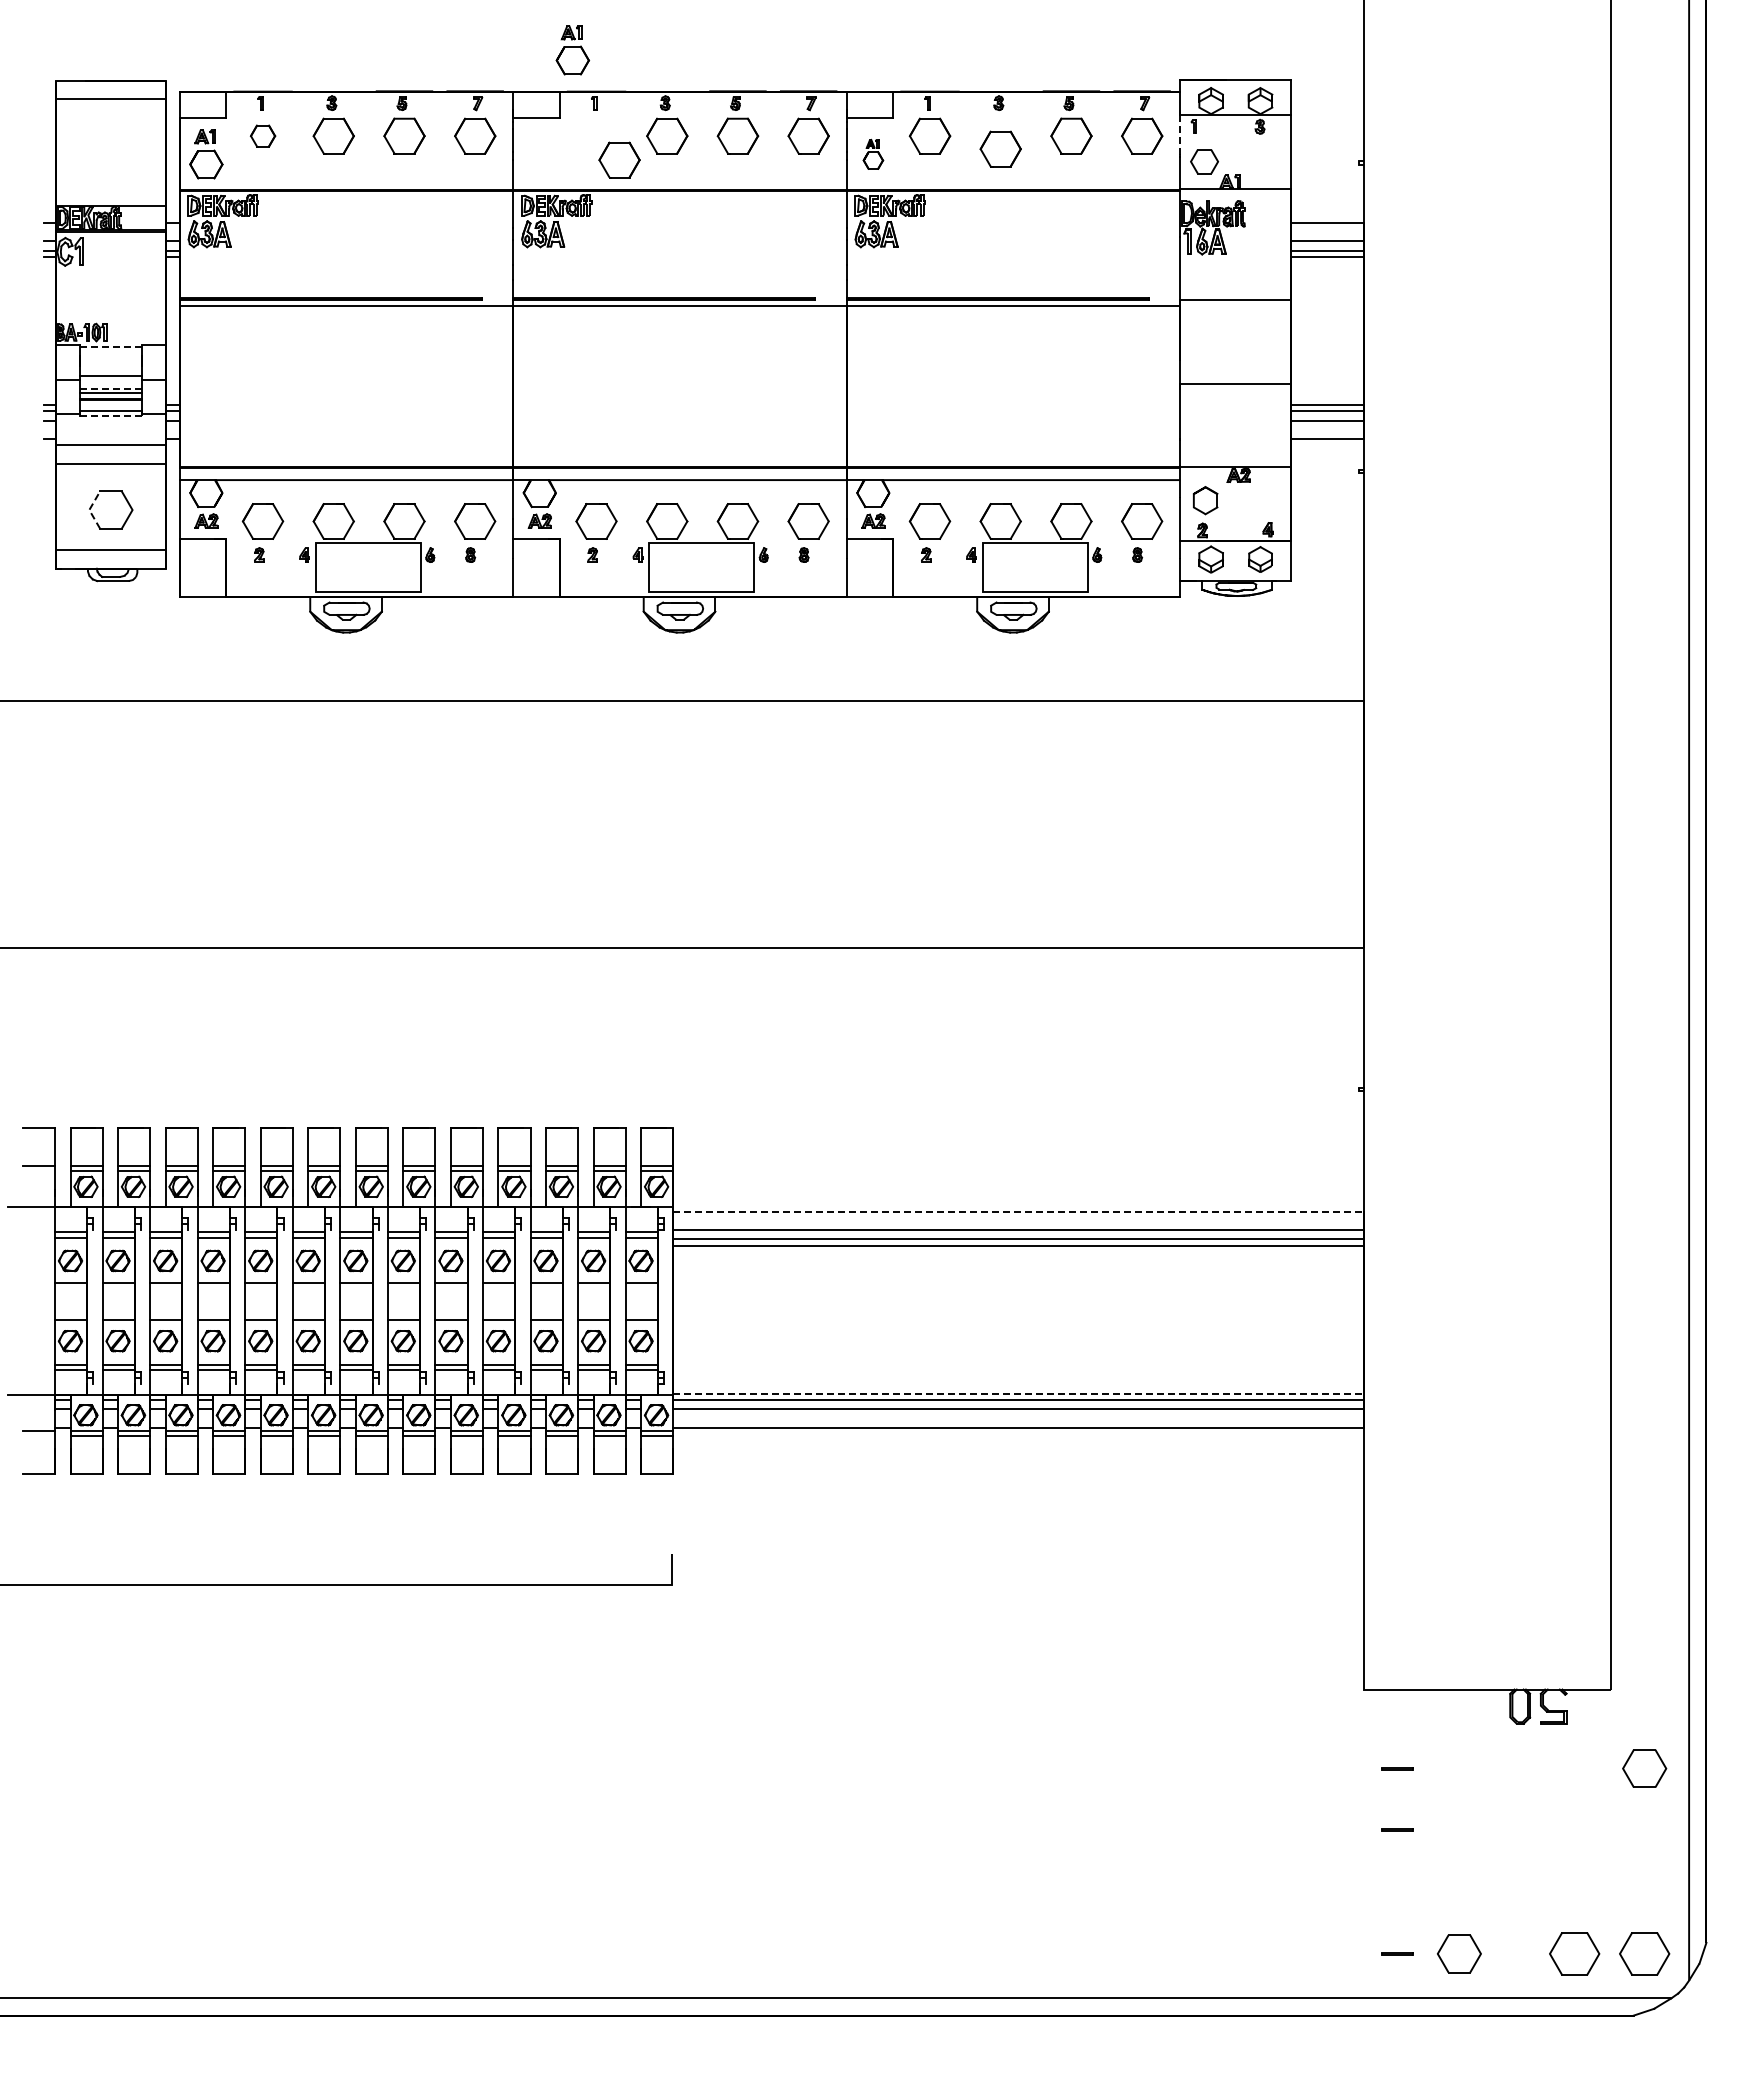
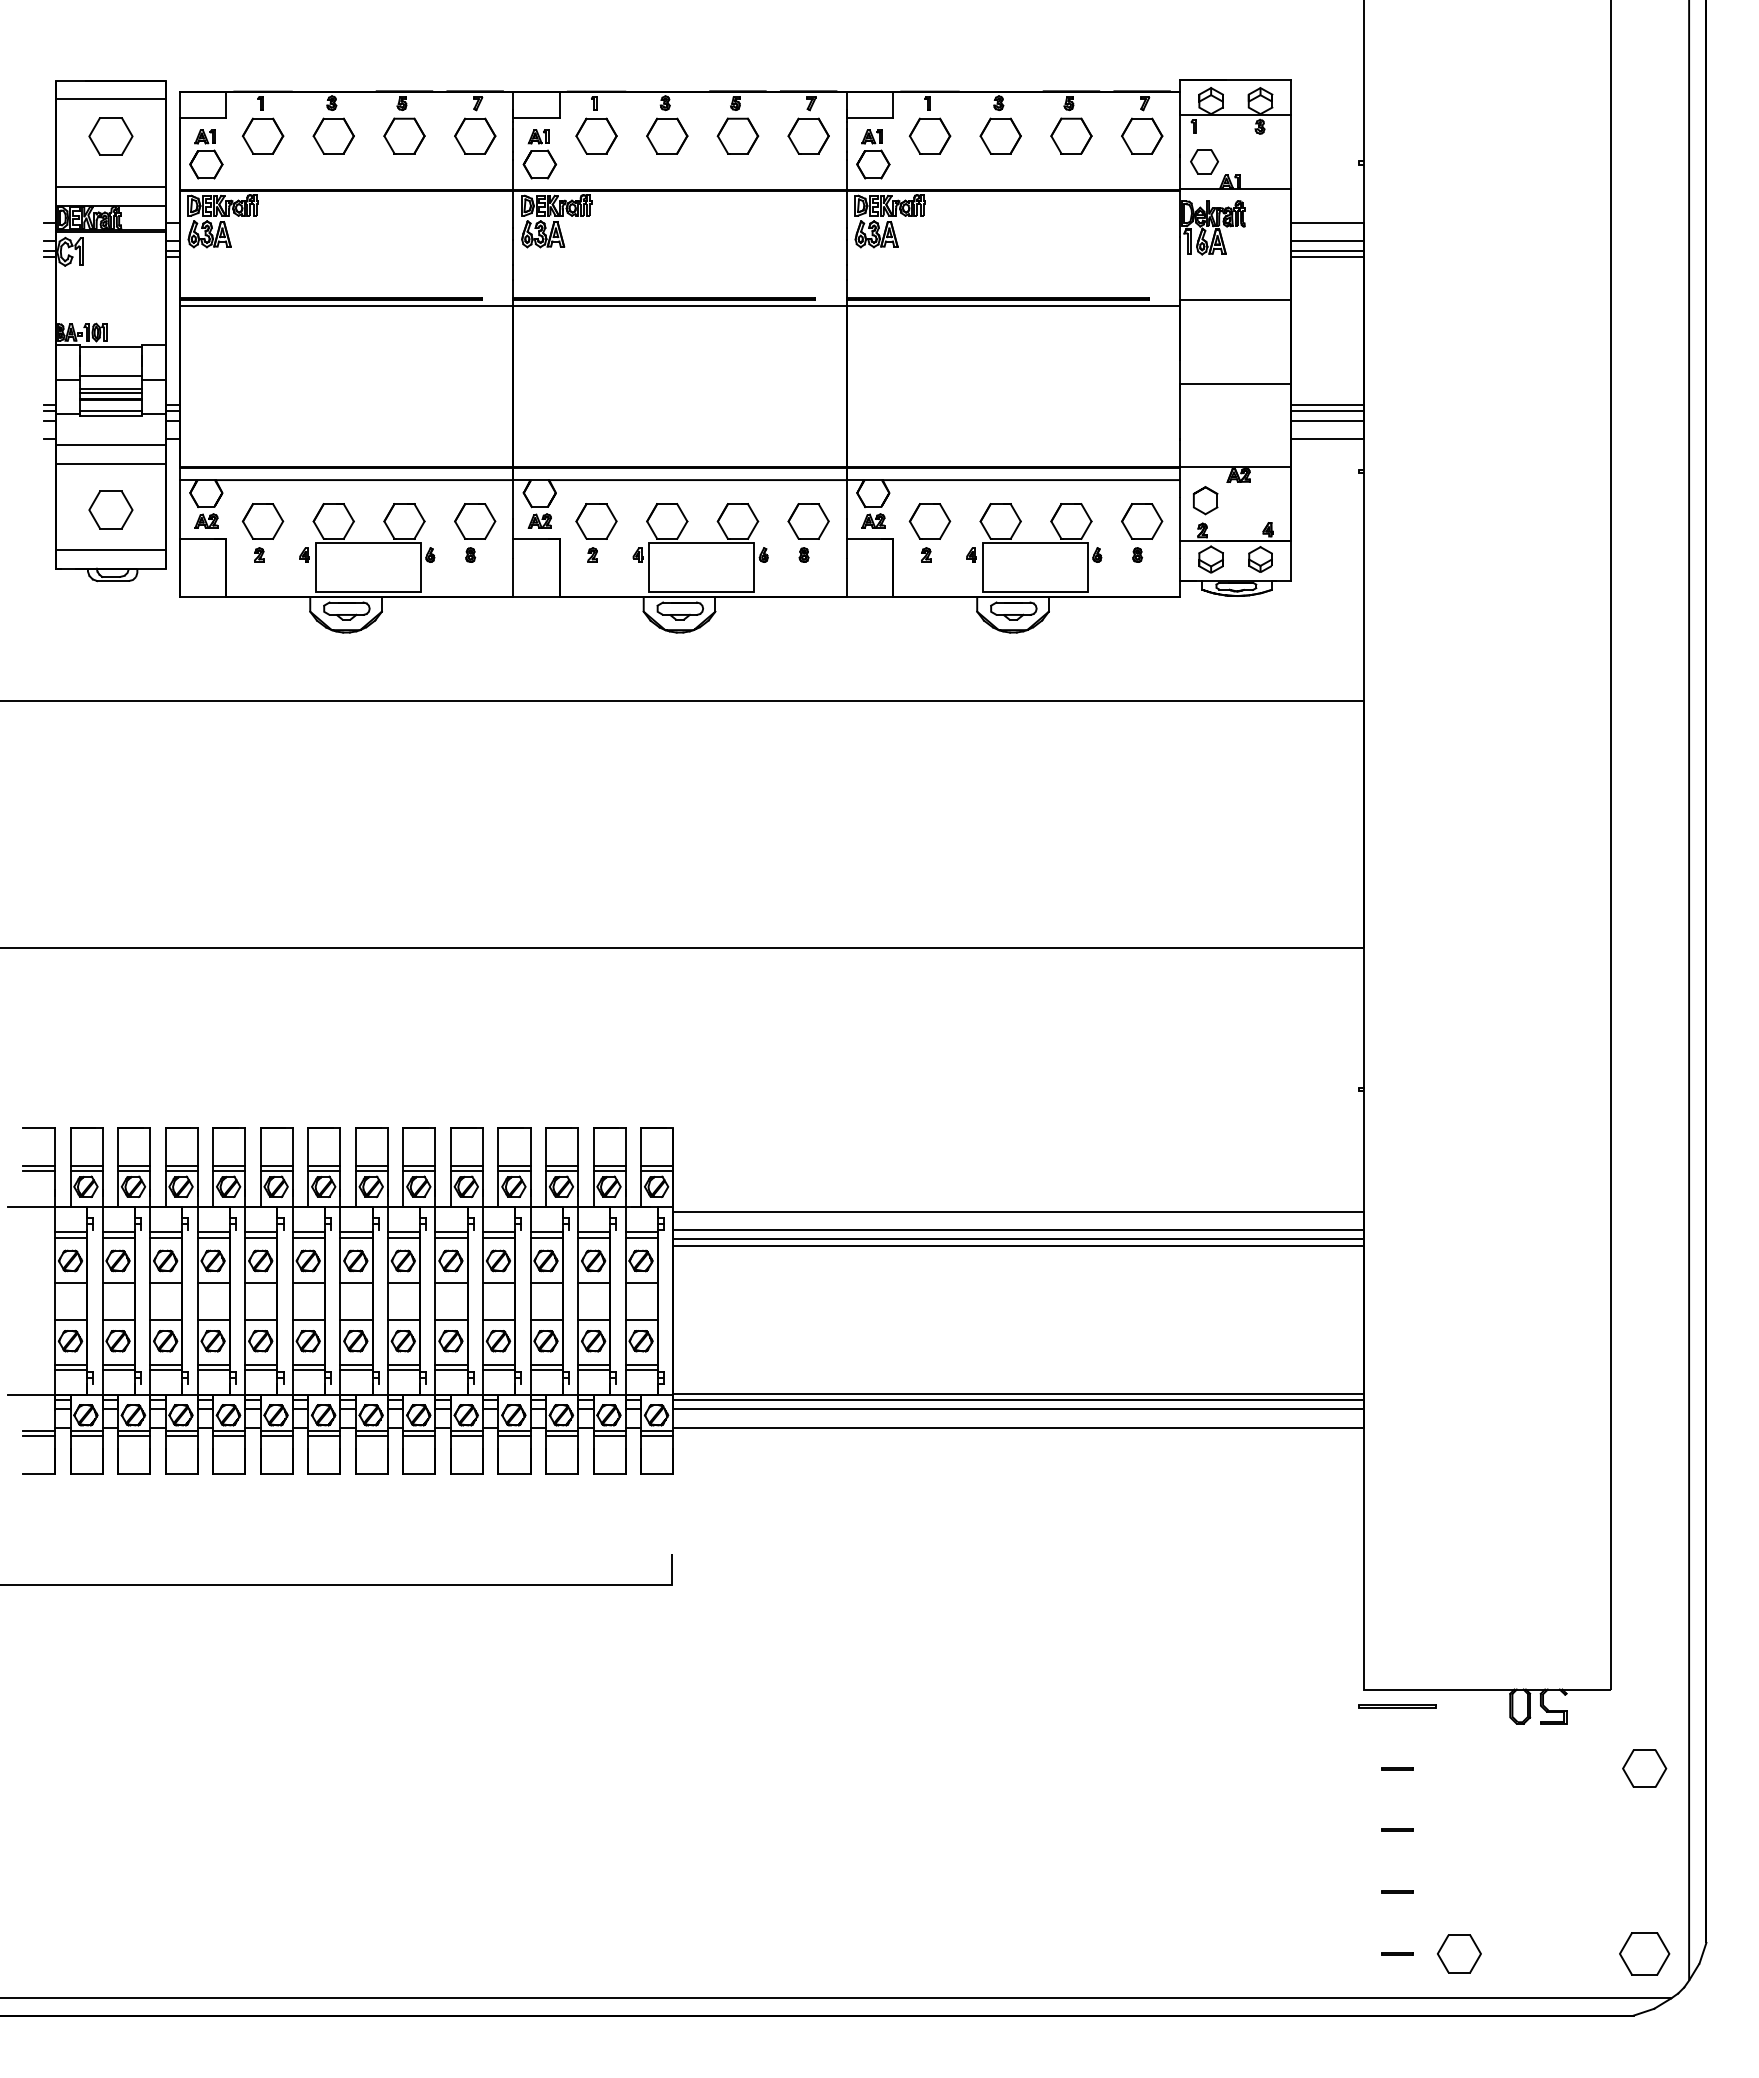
part position: (572, 50) -> (539, 154) (539, 154)
part size: 28x24 px -> 44x38 px (262, 135)
line: dashed -> solid (1180, 135)
part: none -> present (110, 136)
part position: (1000, 148) -> (1000, 135) (1000, 135)
part size: 23x32 px -> 35x51 px (873, 154)
part position: (619, 159) -> (596, 135) (596, 135)
line: none -> present (110, 187)
line: dashed -> solid (110, 346)
line: dashed -> solid (110, 388)
line: dashed -> solid (110, 415)
line: dashed -> solid (89, 510)
line: none -> present (38, 1170)
line: dashed -> solid (1018, 1211)
line: dashed -> solid (1018, 1393)
line: none -> present (38, 1435)
line: none -> present (1397, 1705)
line: none -> present (1397, 1891)
part: present -> none (1574, 1953)
